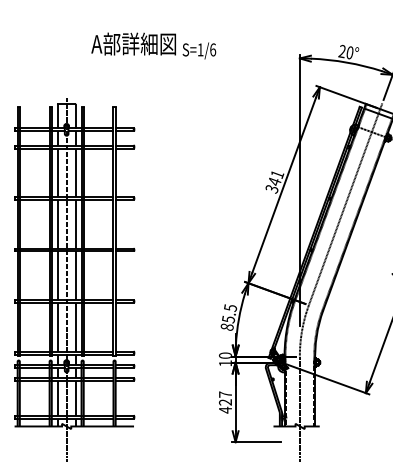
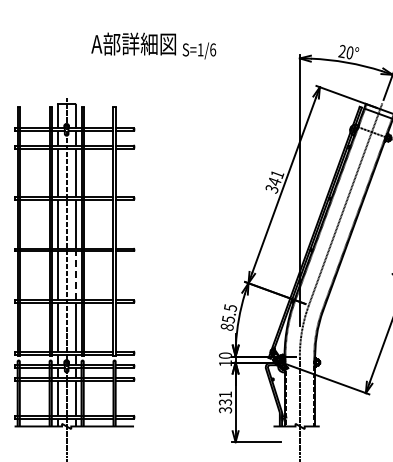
line: solid -> dashed (75, 275)
text: 427 -> 331 (225, 402)
